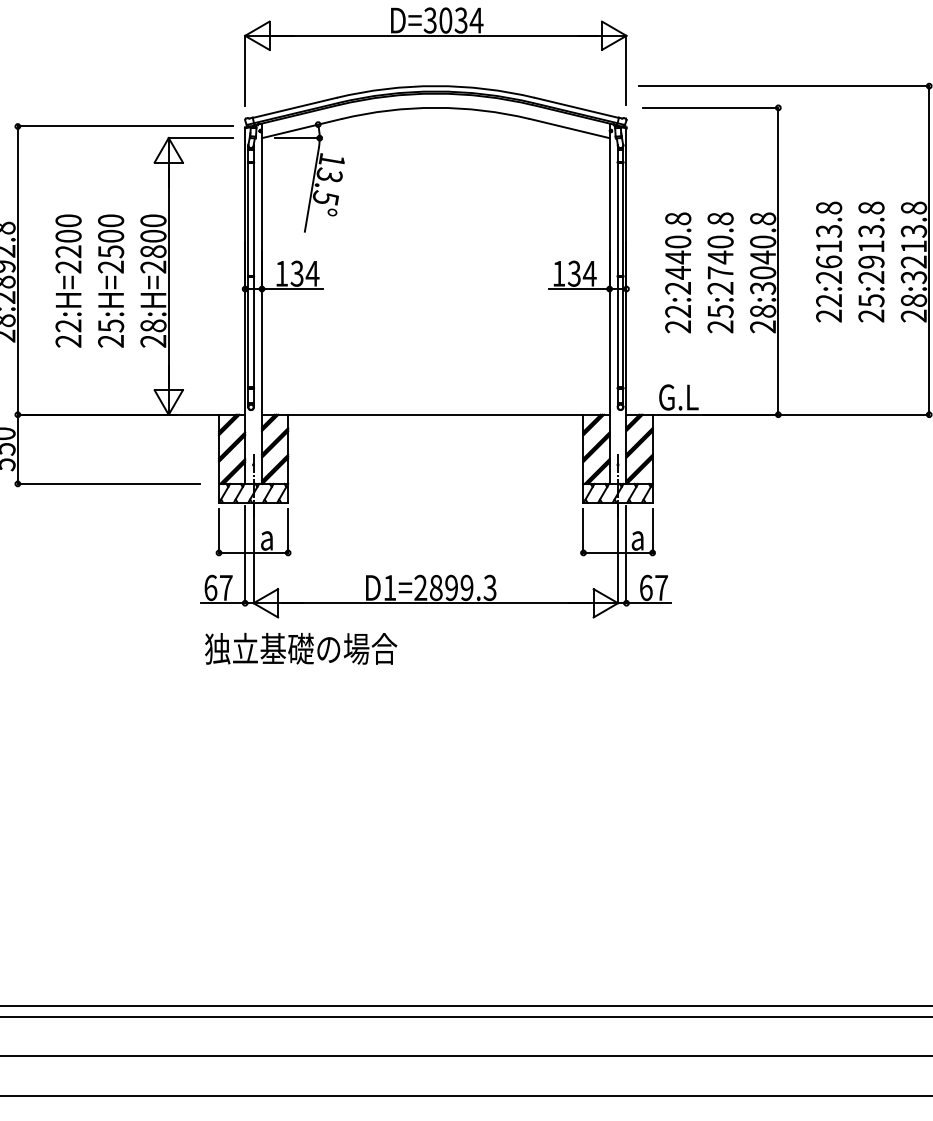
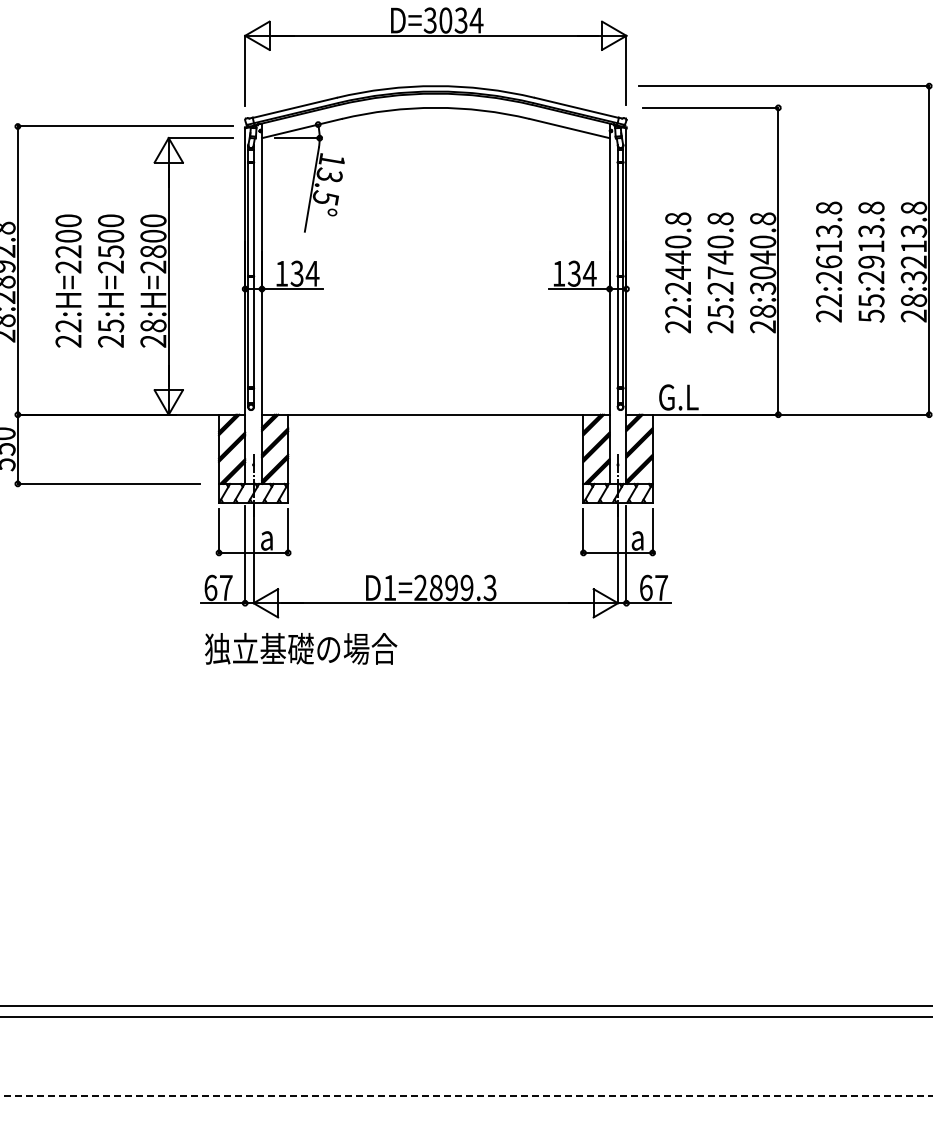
text: 25:2913.8 -> 55:2913.8 (871, 315)
line: present -> none (465, 1056)
line: solid -> dashed (466, 1096)
